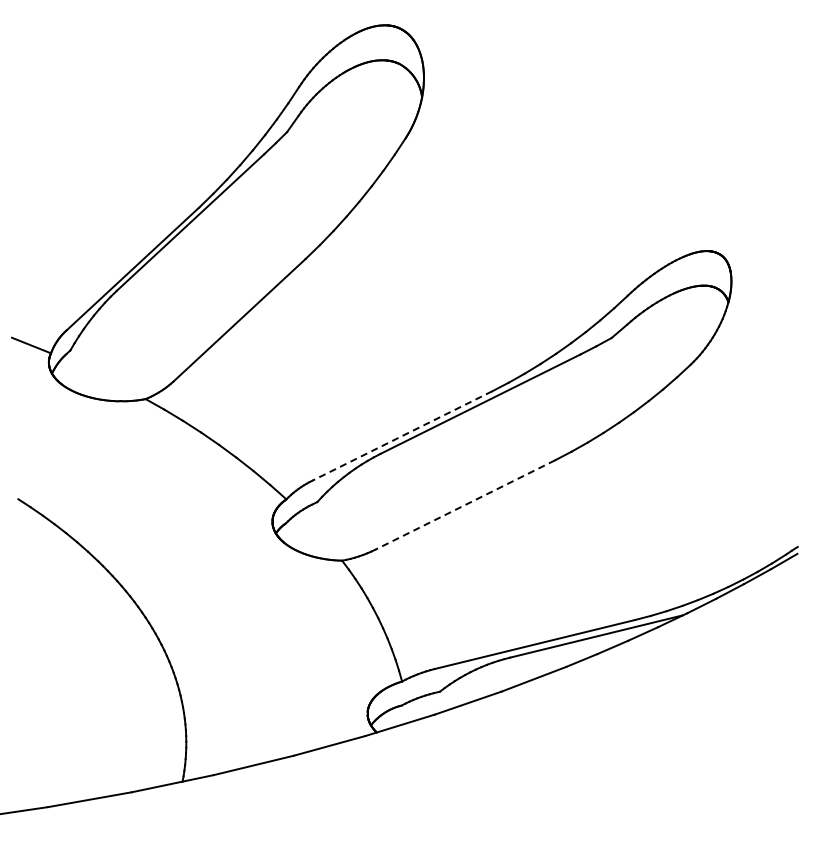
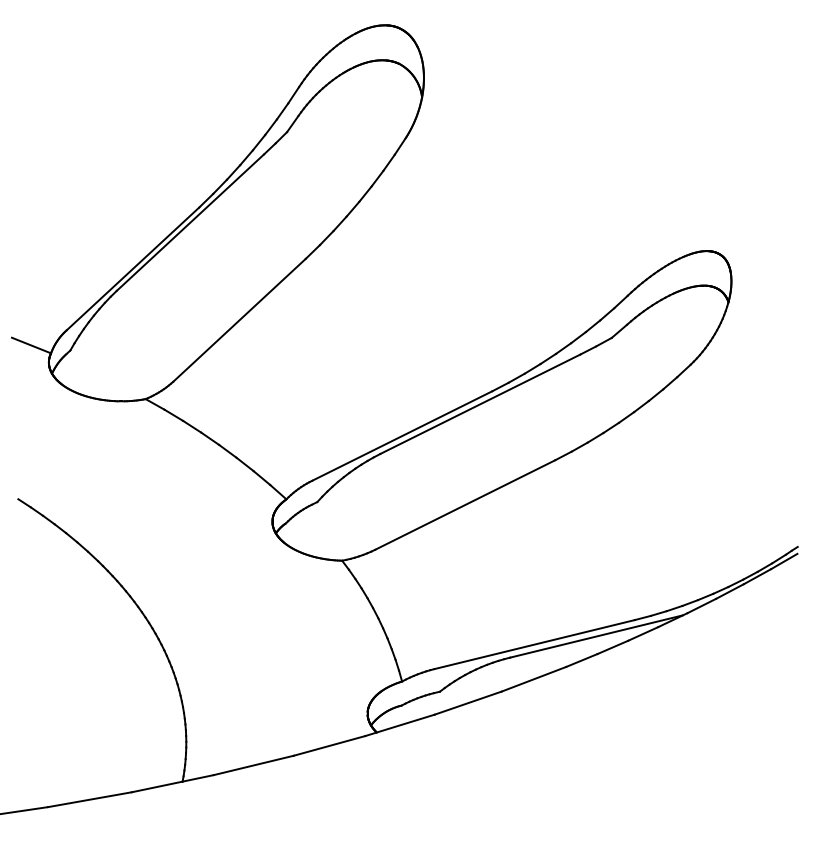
line: dashed -> solid (401, 436)
line: dashed -> solid (465, 505)
